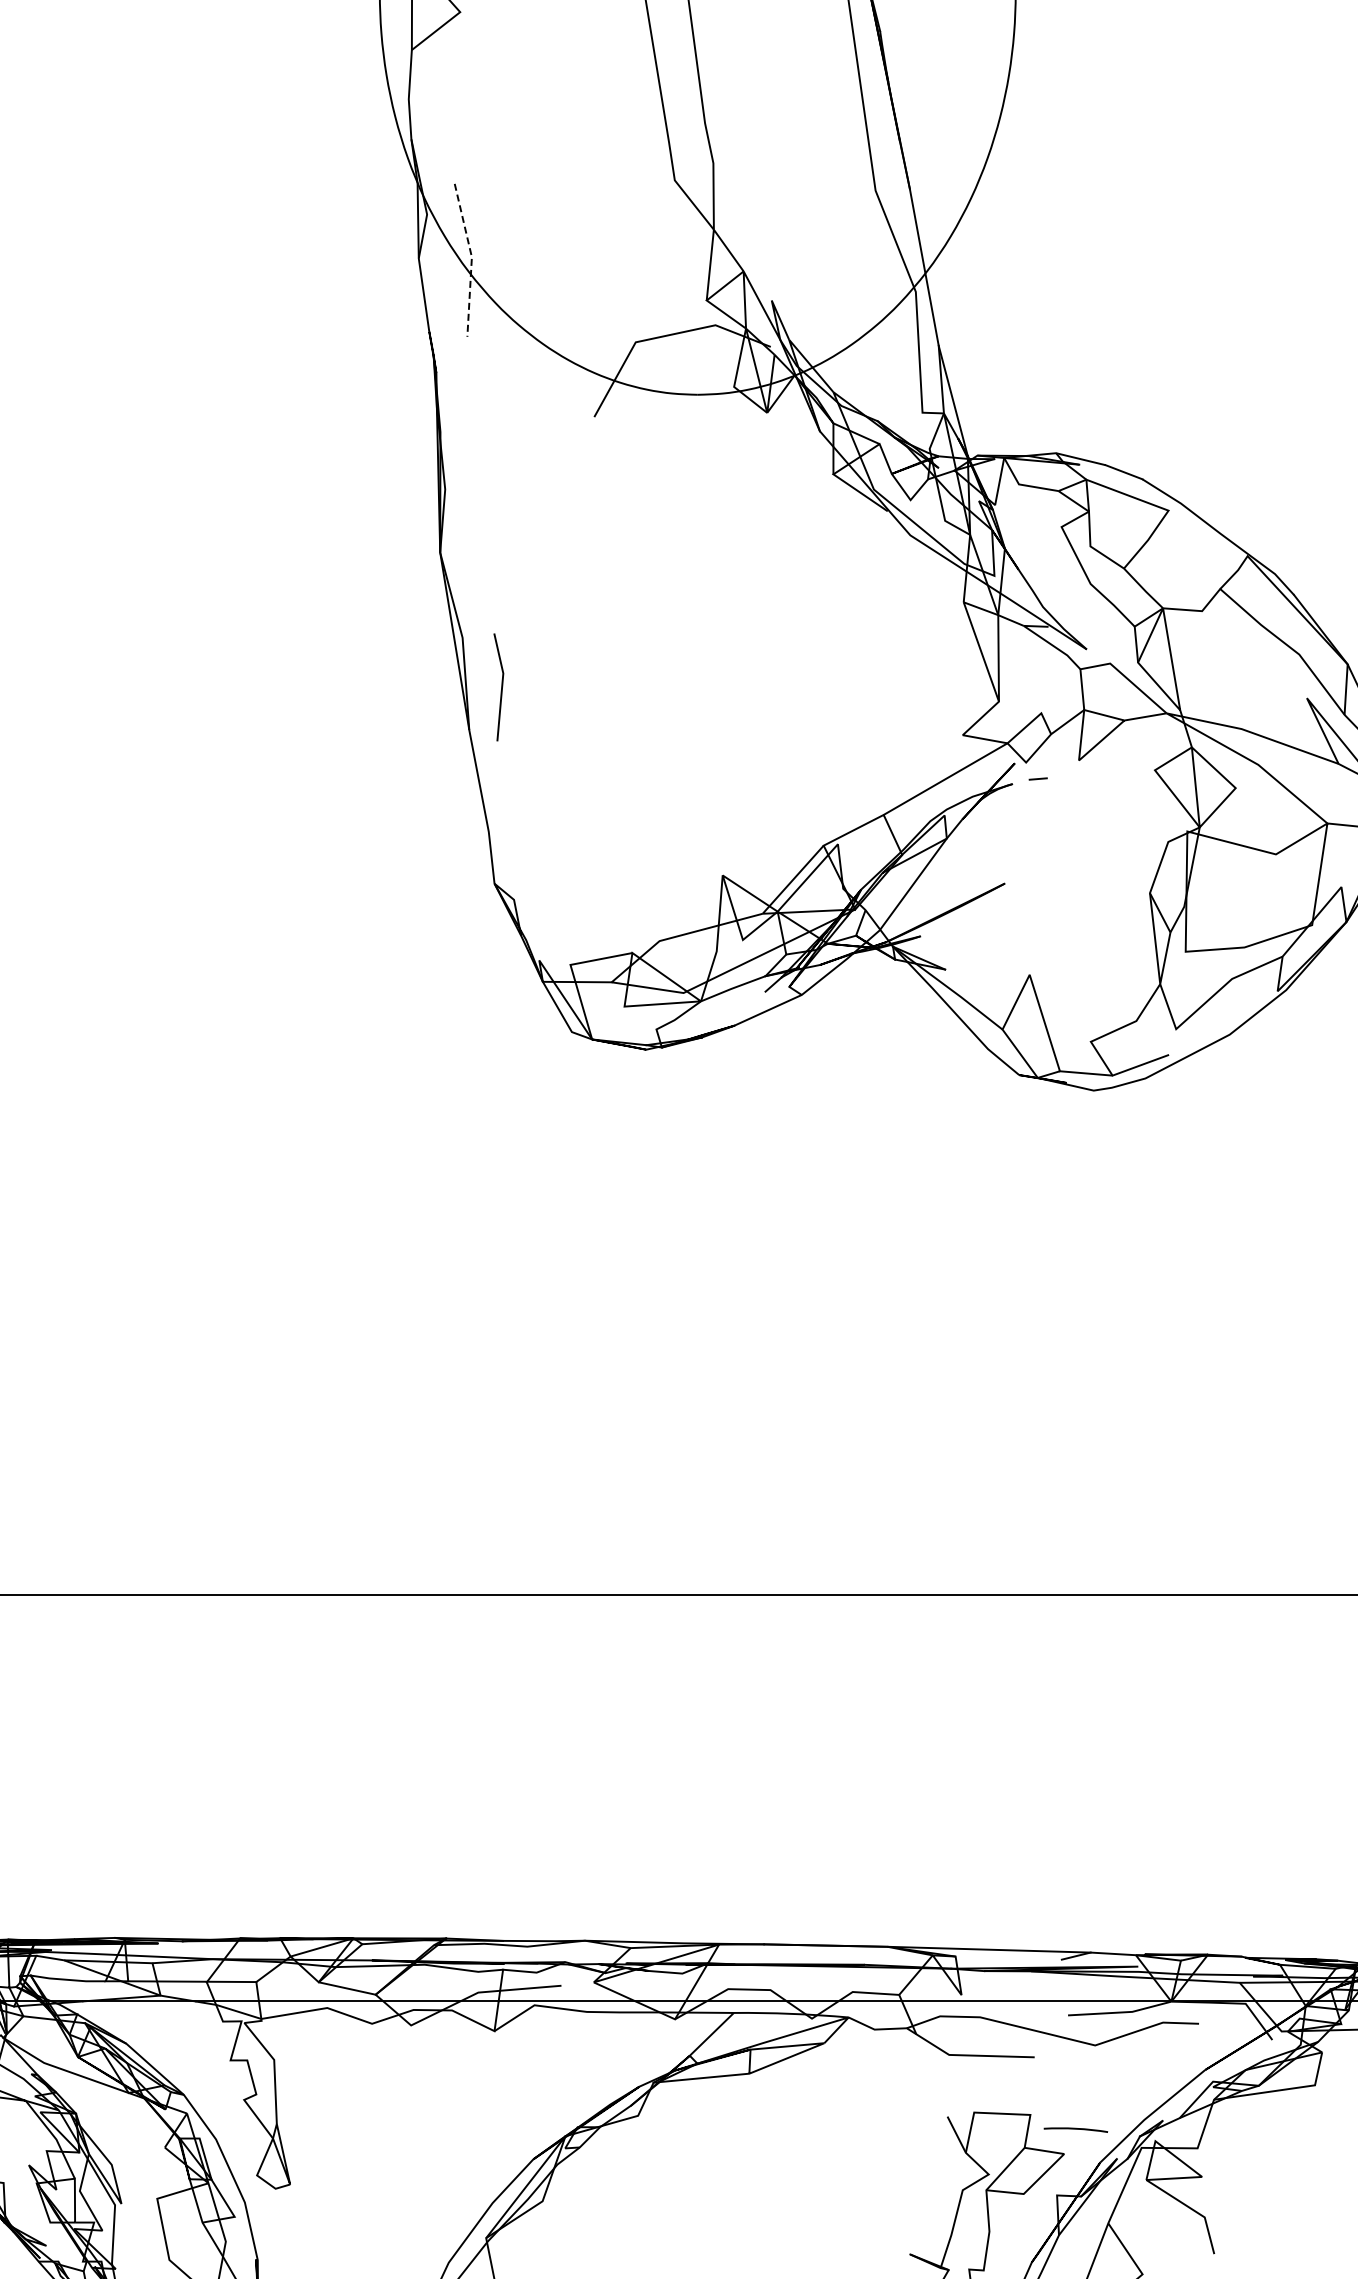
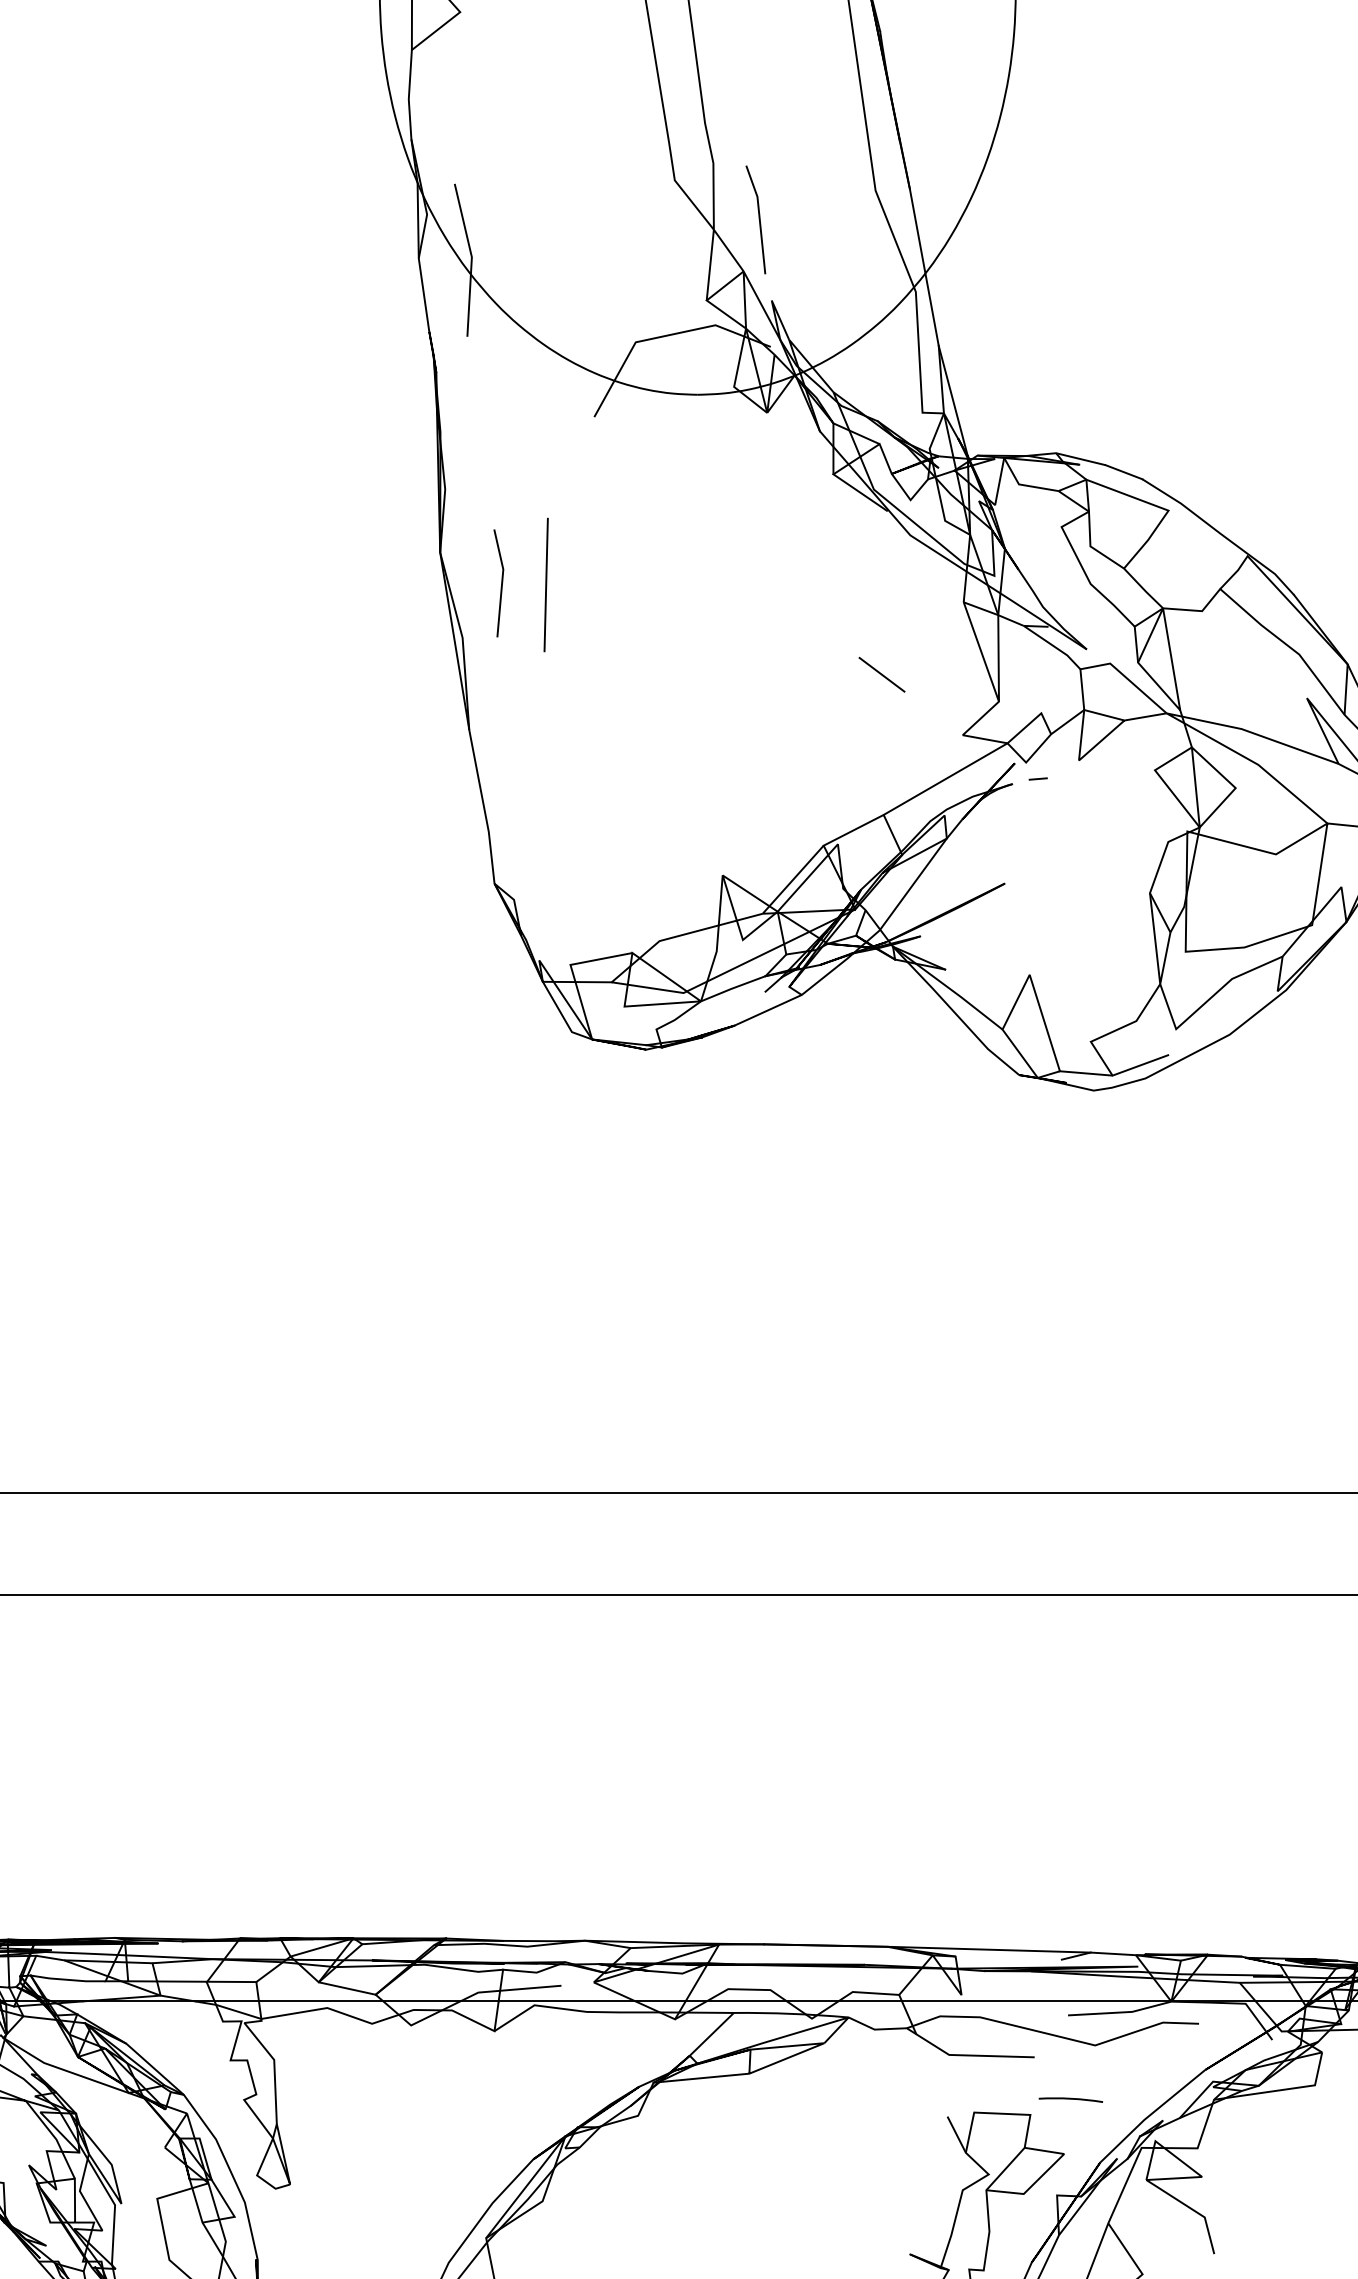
line: none -> present (758, 219)
line: dashed -> solid (471, 259)
line: none -> present (545, 584)
line: none -> present (881, 674)
line position: (501, 687) -> (501, 583) (501, 583)
line: none -> present (678, 1492)
arc position: (1075, 2129) -> (1070, 2099) (1070, 2099)
